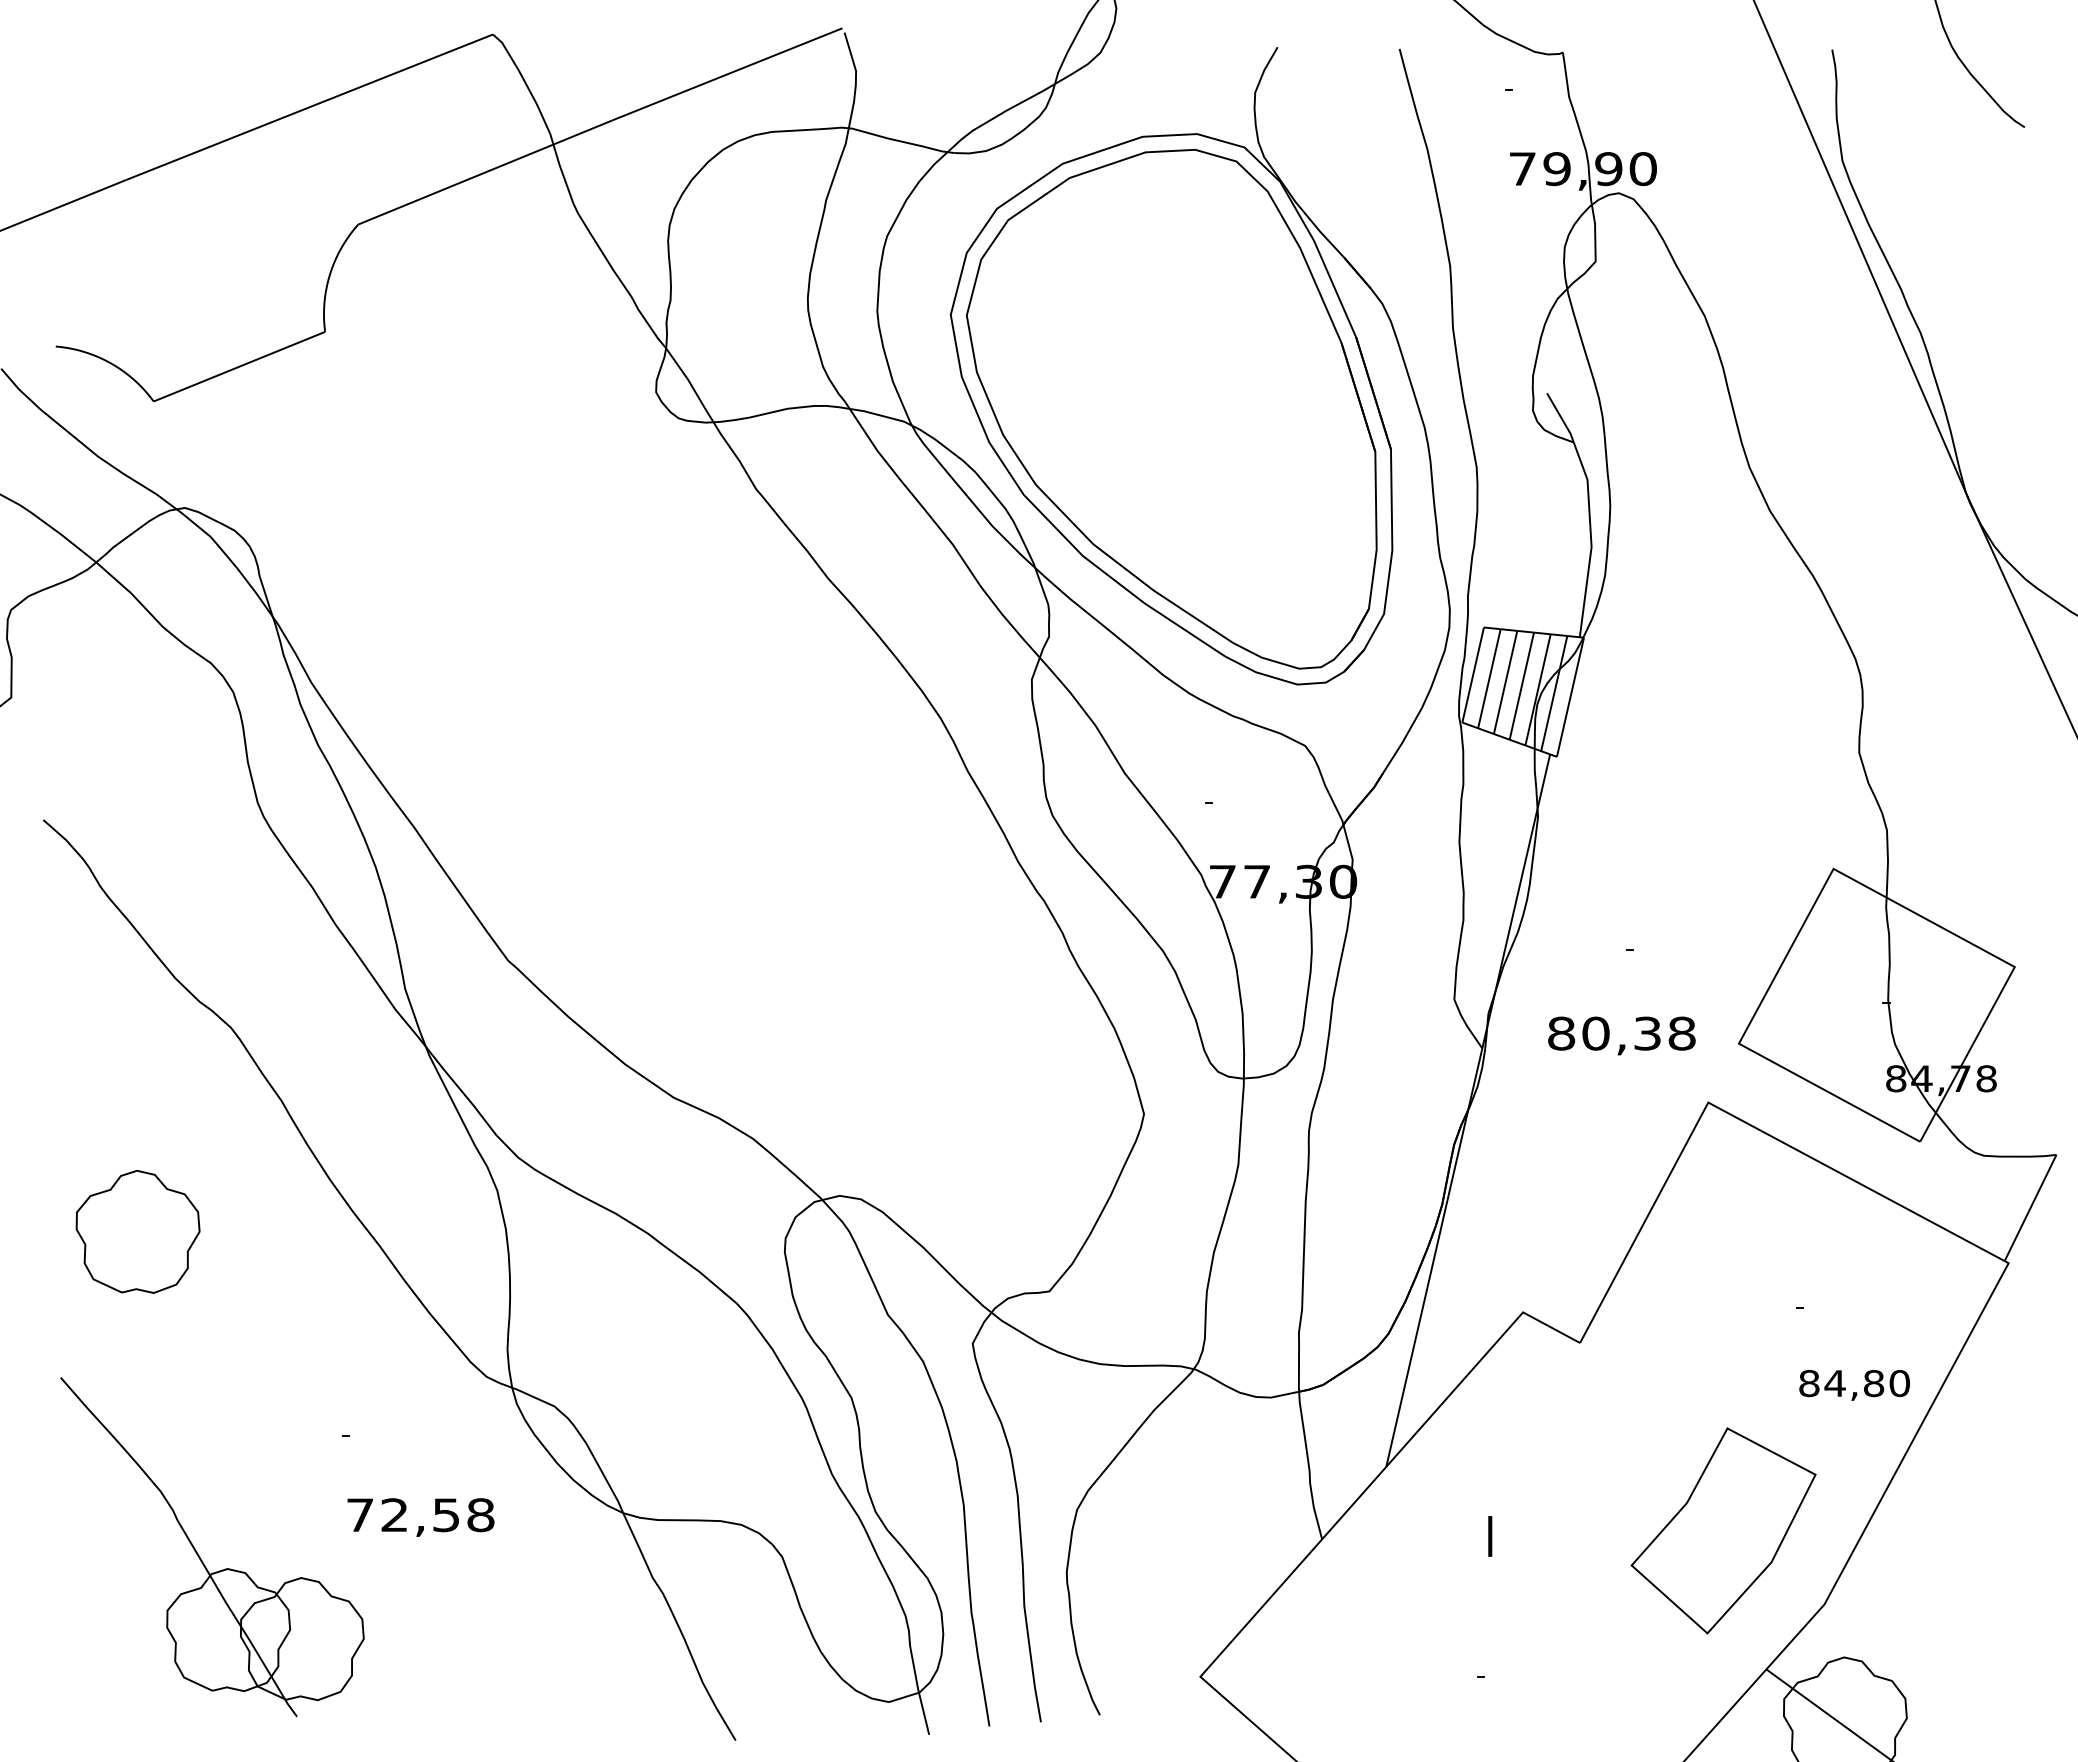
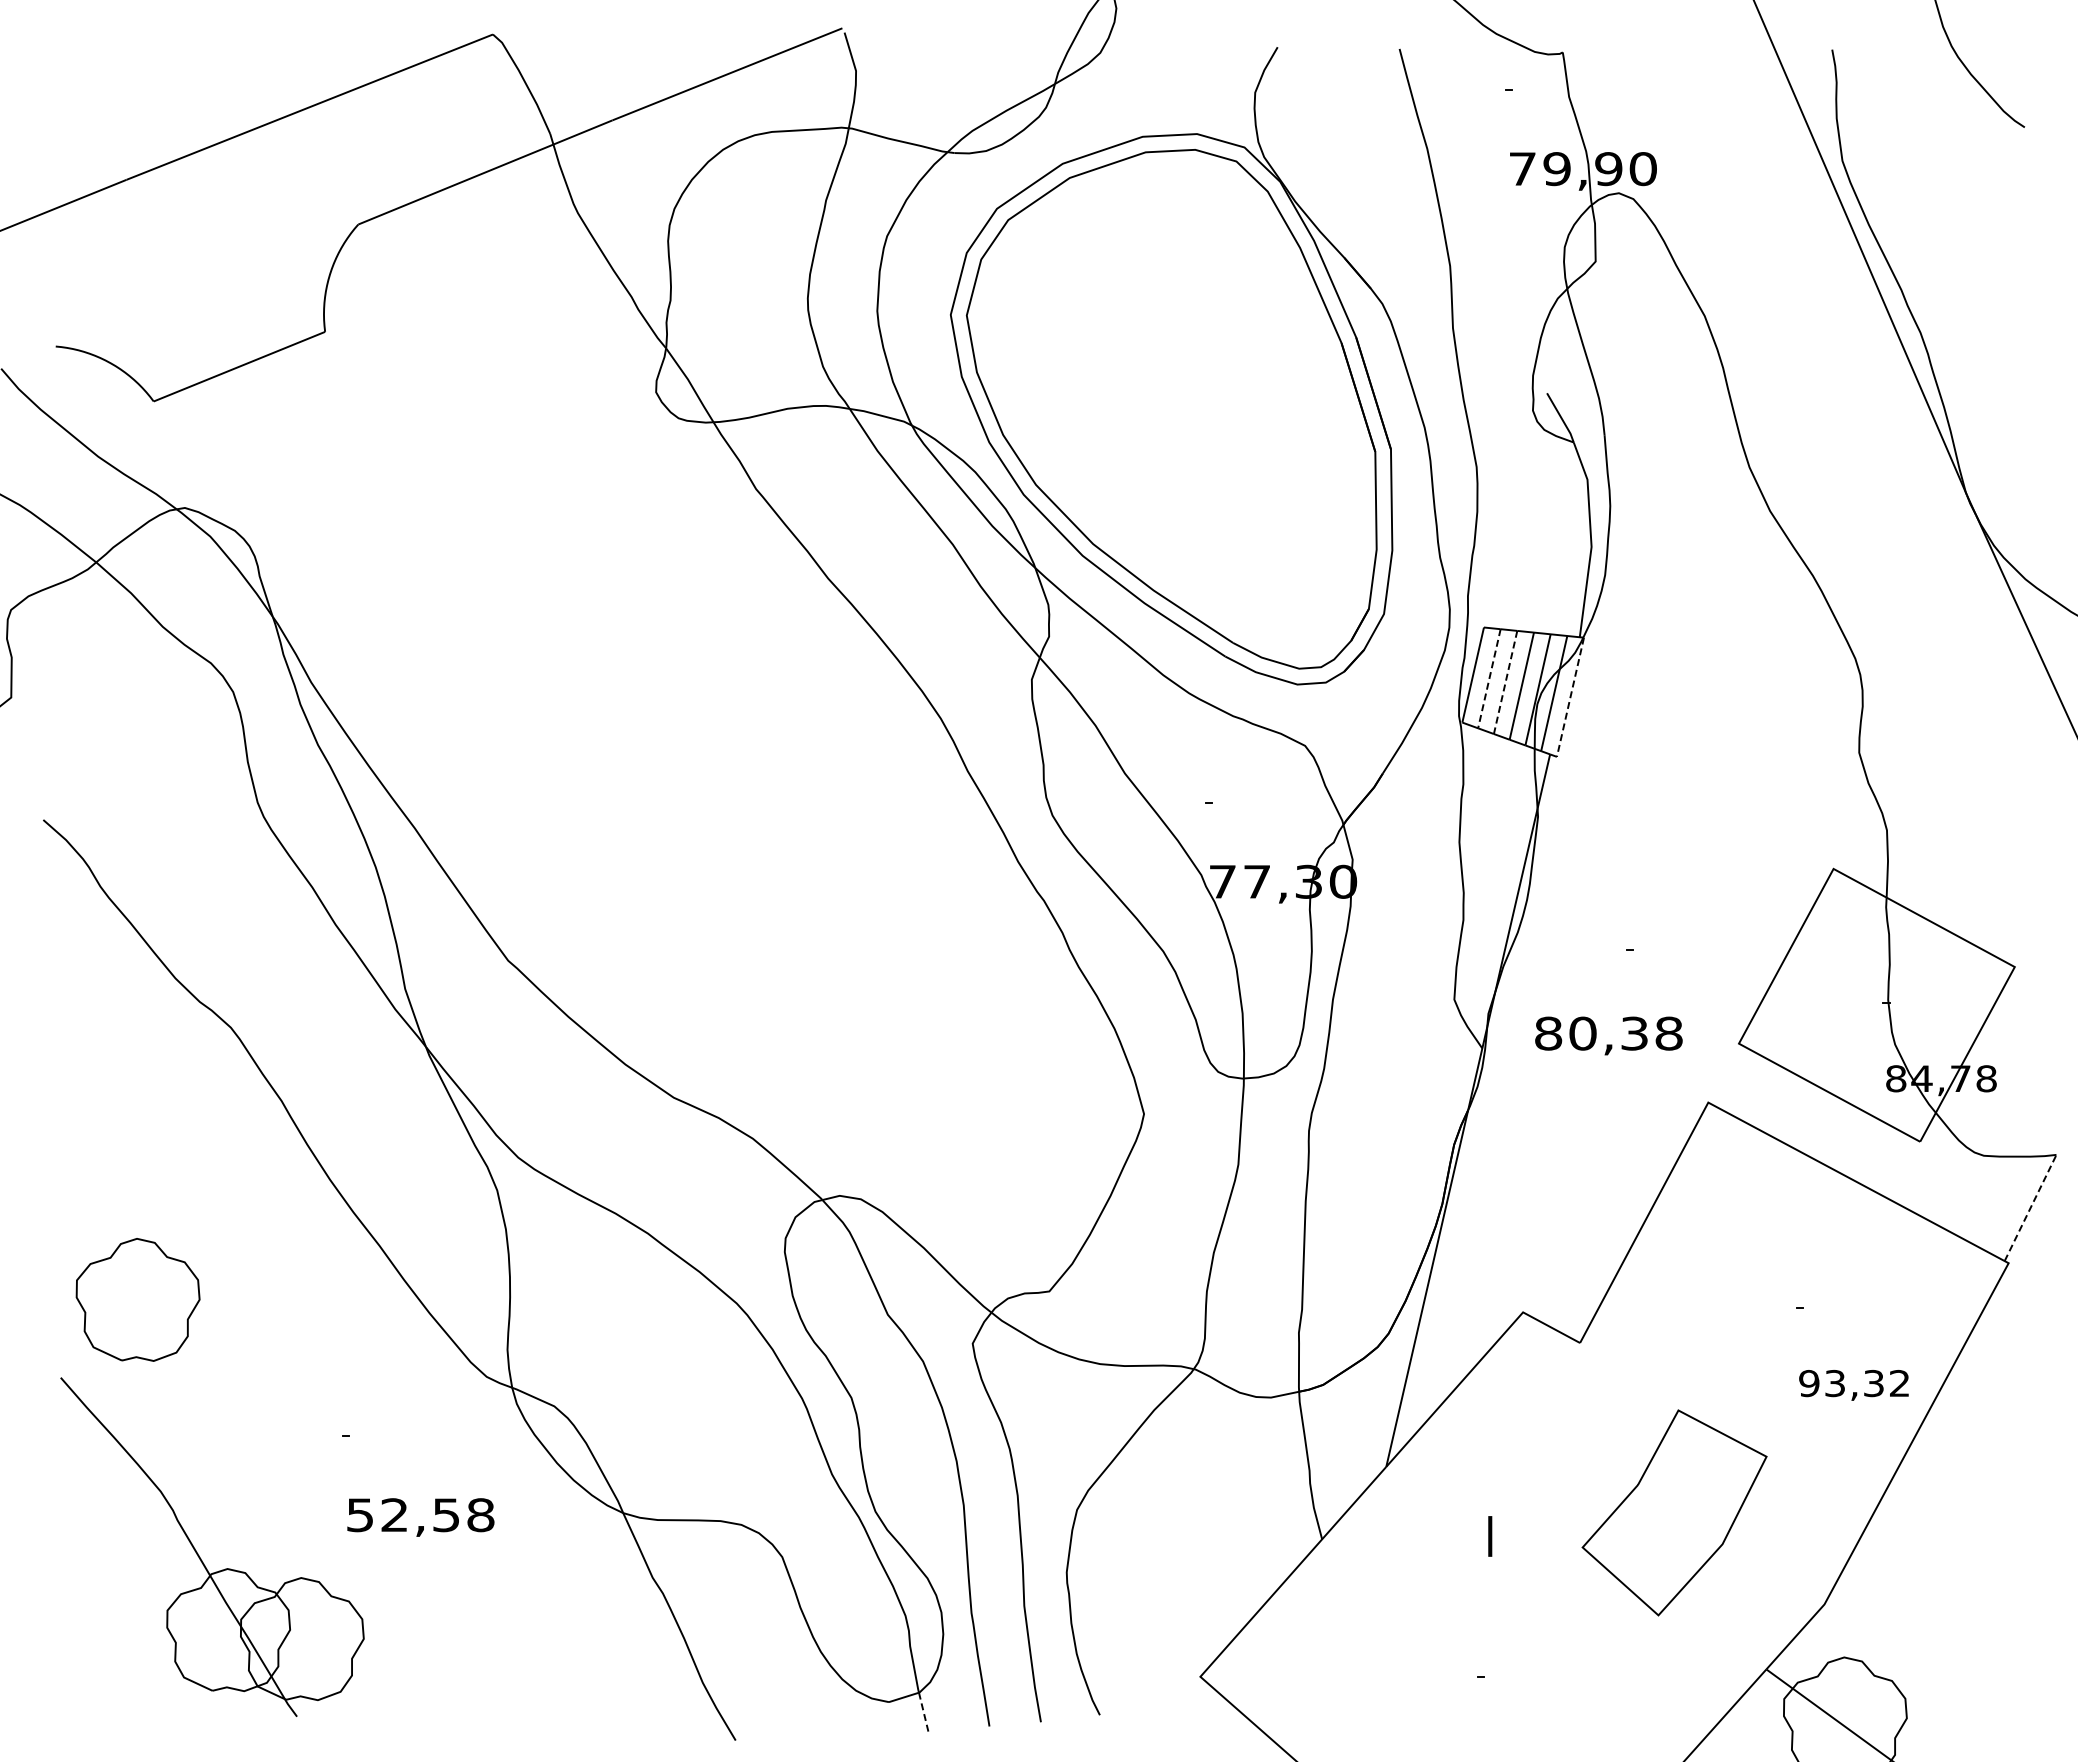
line: solid -> dashed (1489, 678)
line: solid -> dashed (1505, 682)
line: solid -> dashed (1570, 697)
text position: (1621, 1035) -> (1608, 1035) (1608, 1035)
line: solid -> dashed (2030, 1207)
part position: (137, 1231) -> (137, 1299) (137, 1299)
text: 84,80 -> 93,32 (1854, 1383)
text: 72,58 -> 52,58 (359, 1515)
part position: (1723, 1530) -> (1674, 1512) (1674, 1512)
line: solid -> dashed (924, 1713)
